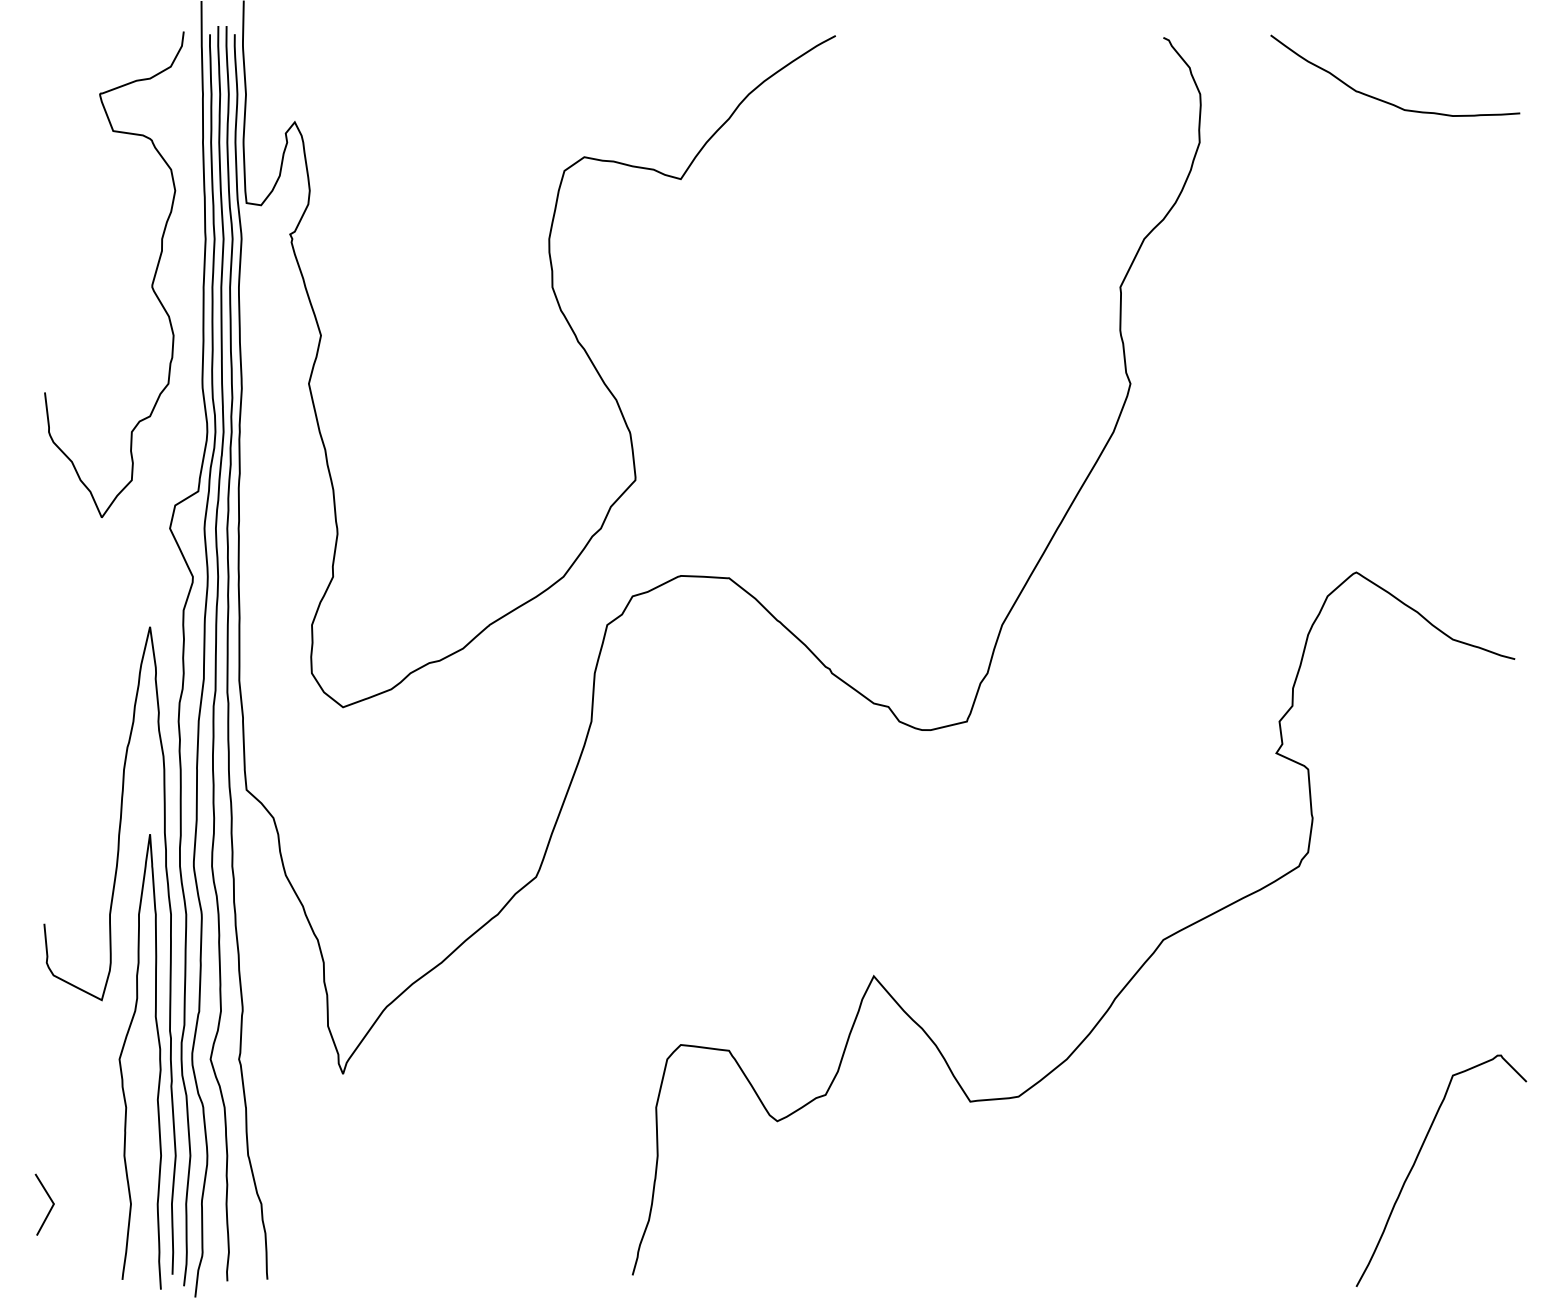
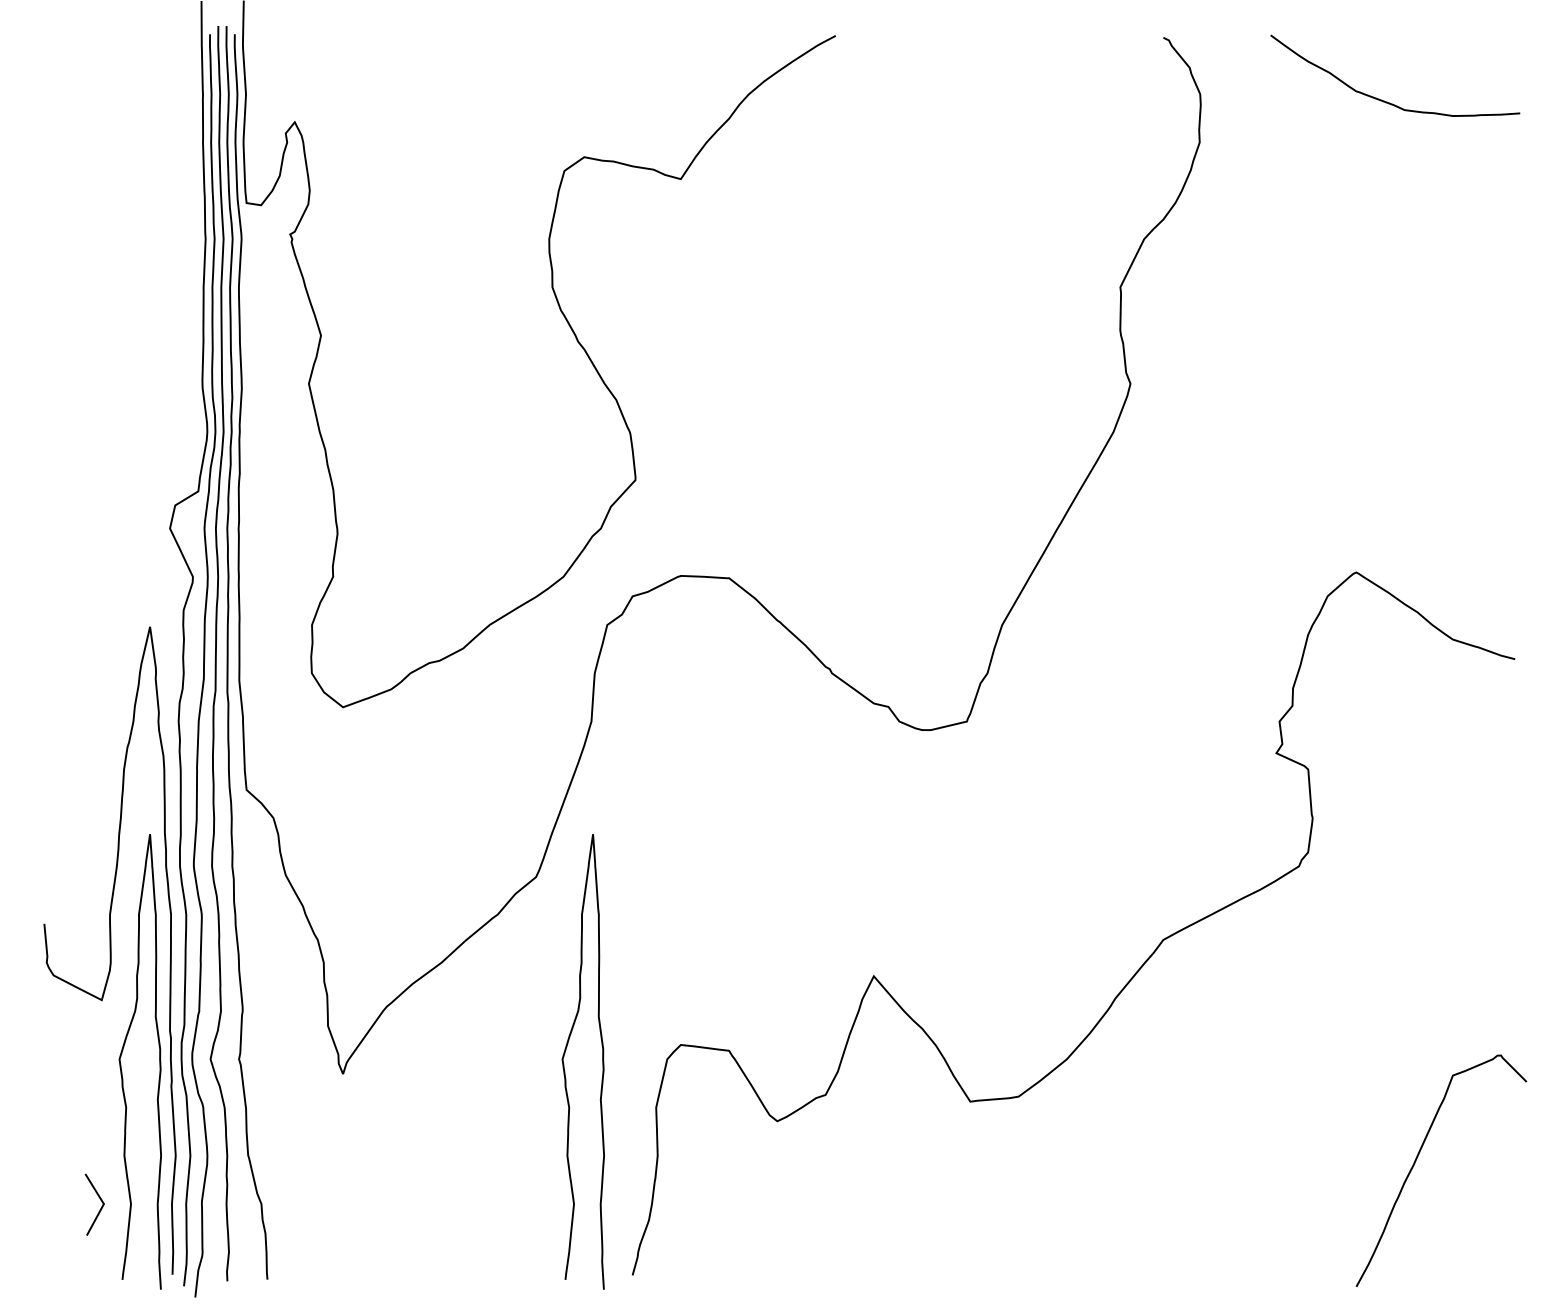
curve: present -> none (151, 283)
curve: none -> present (564, 1064)
curve position: (49, 1209) -> (99, 1209) (99, 1209)
